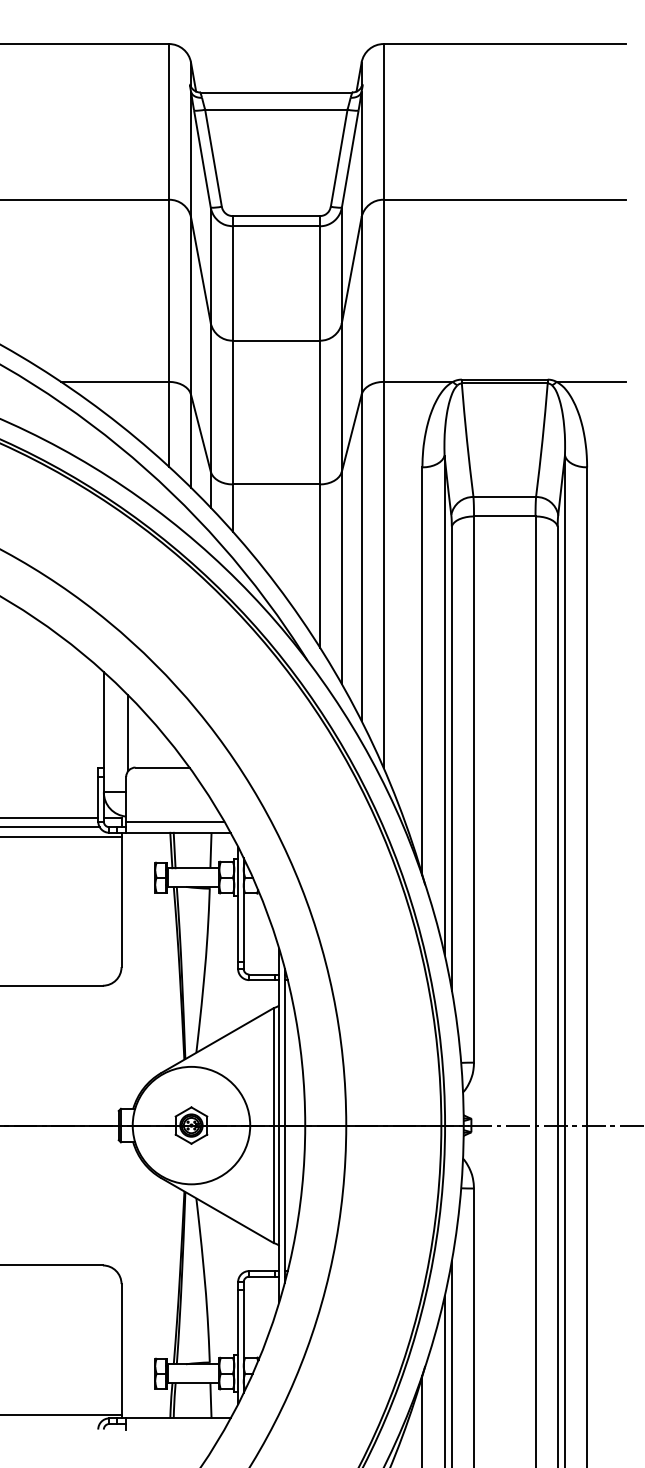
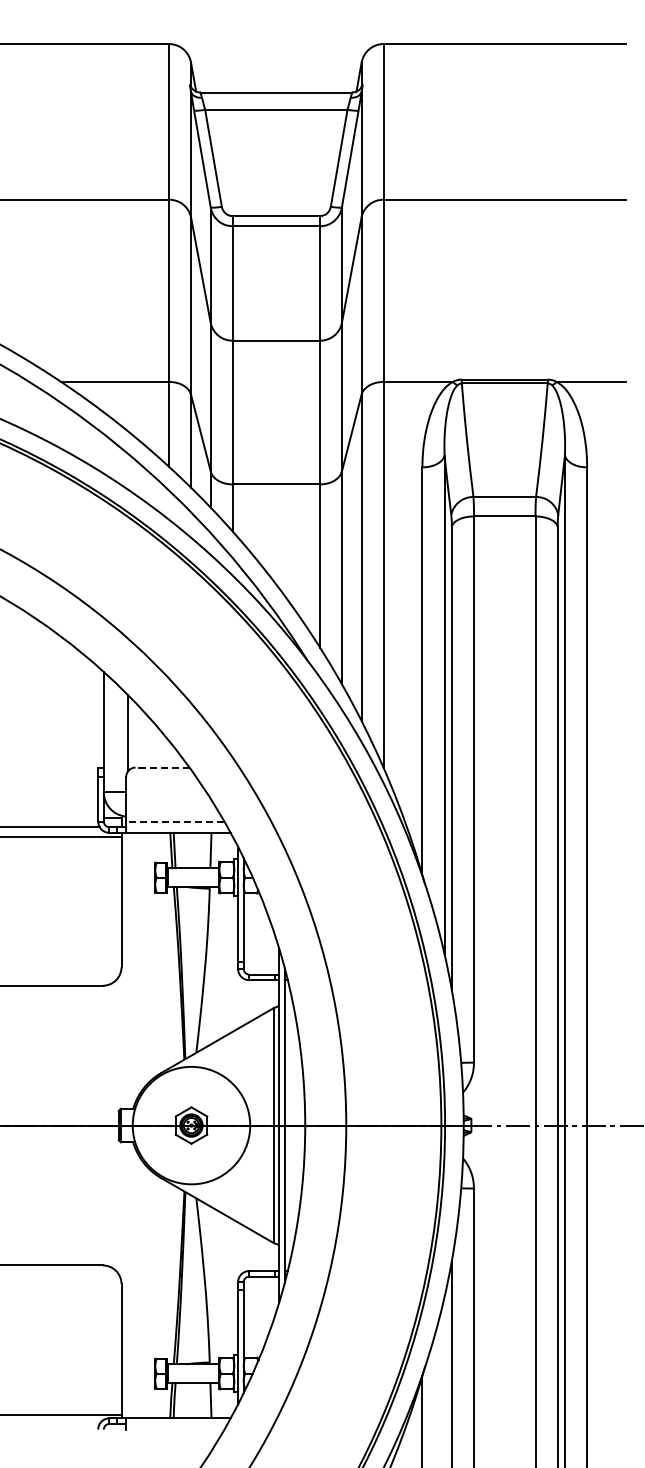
line: solid -> dashed (162, 767)
line: present -> none (50, 817)
line: solid -> dashed (174, 821)
line: present -> none (444, 1380)
